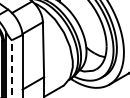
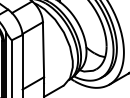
line: dashed -> solid (12, 69)
